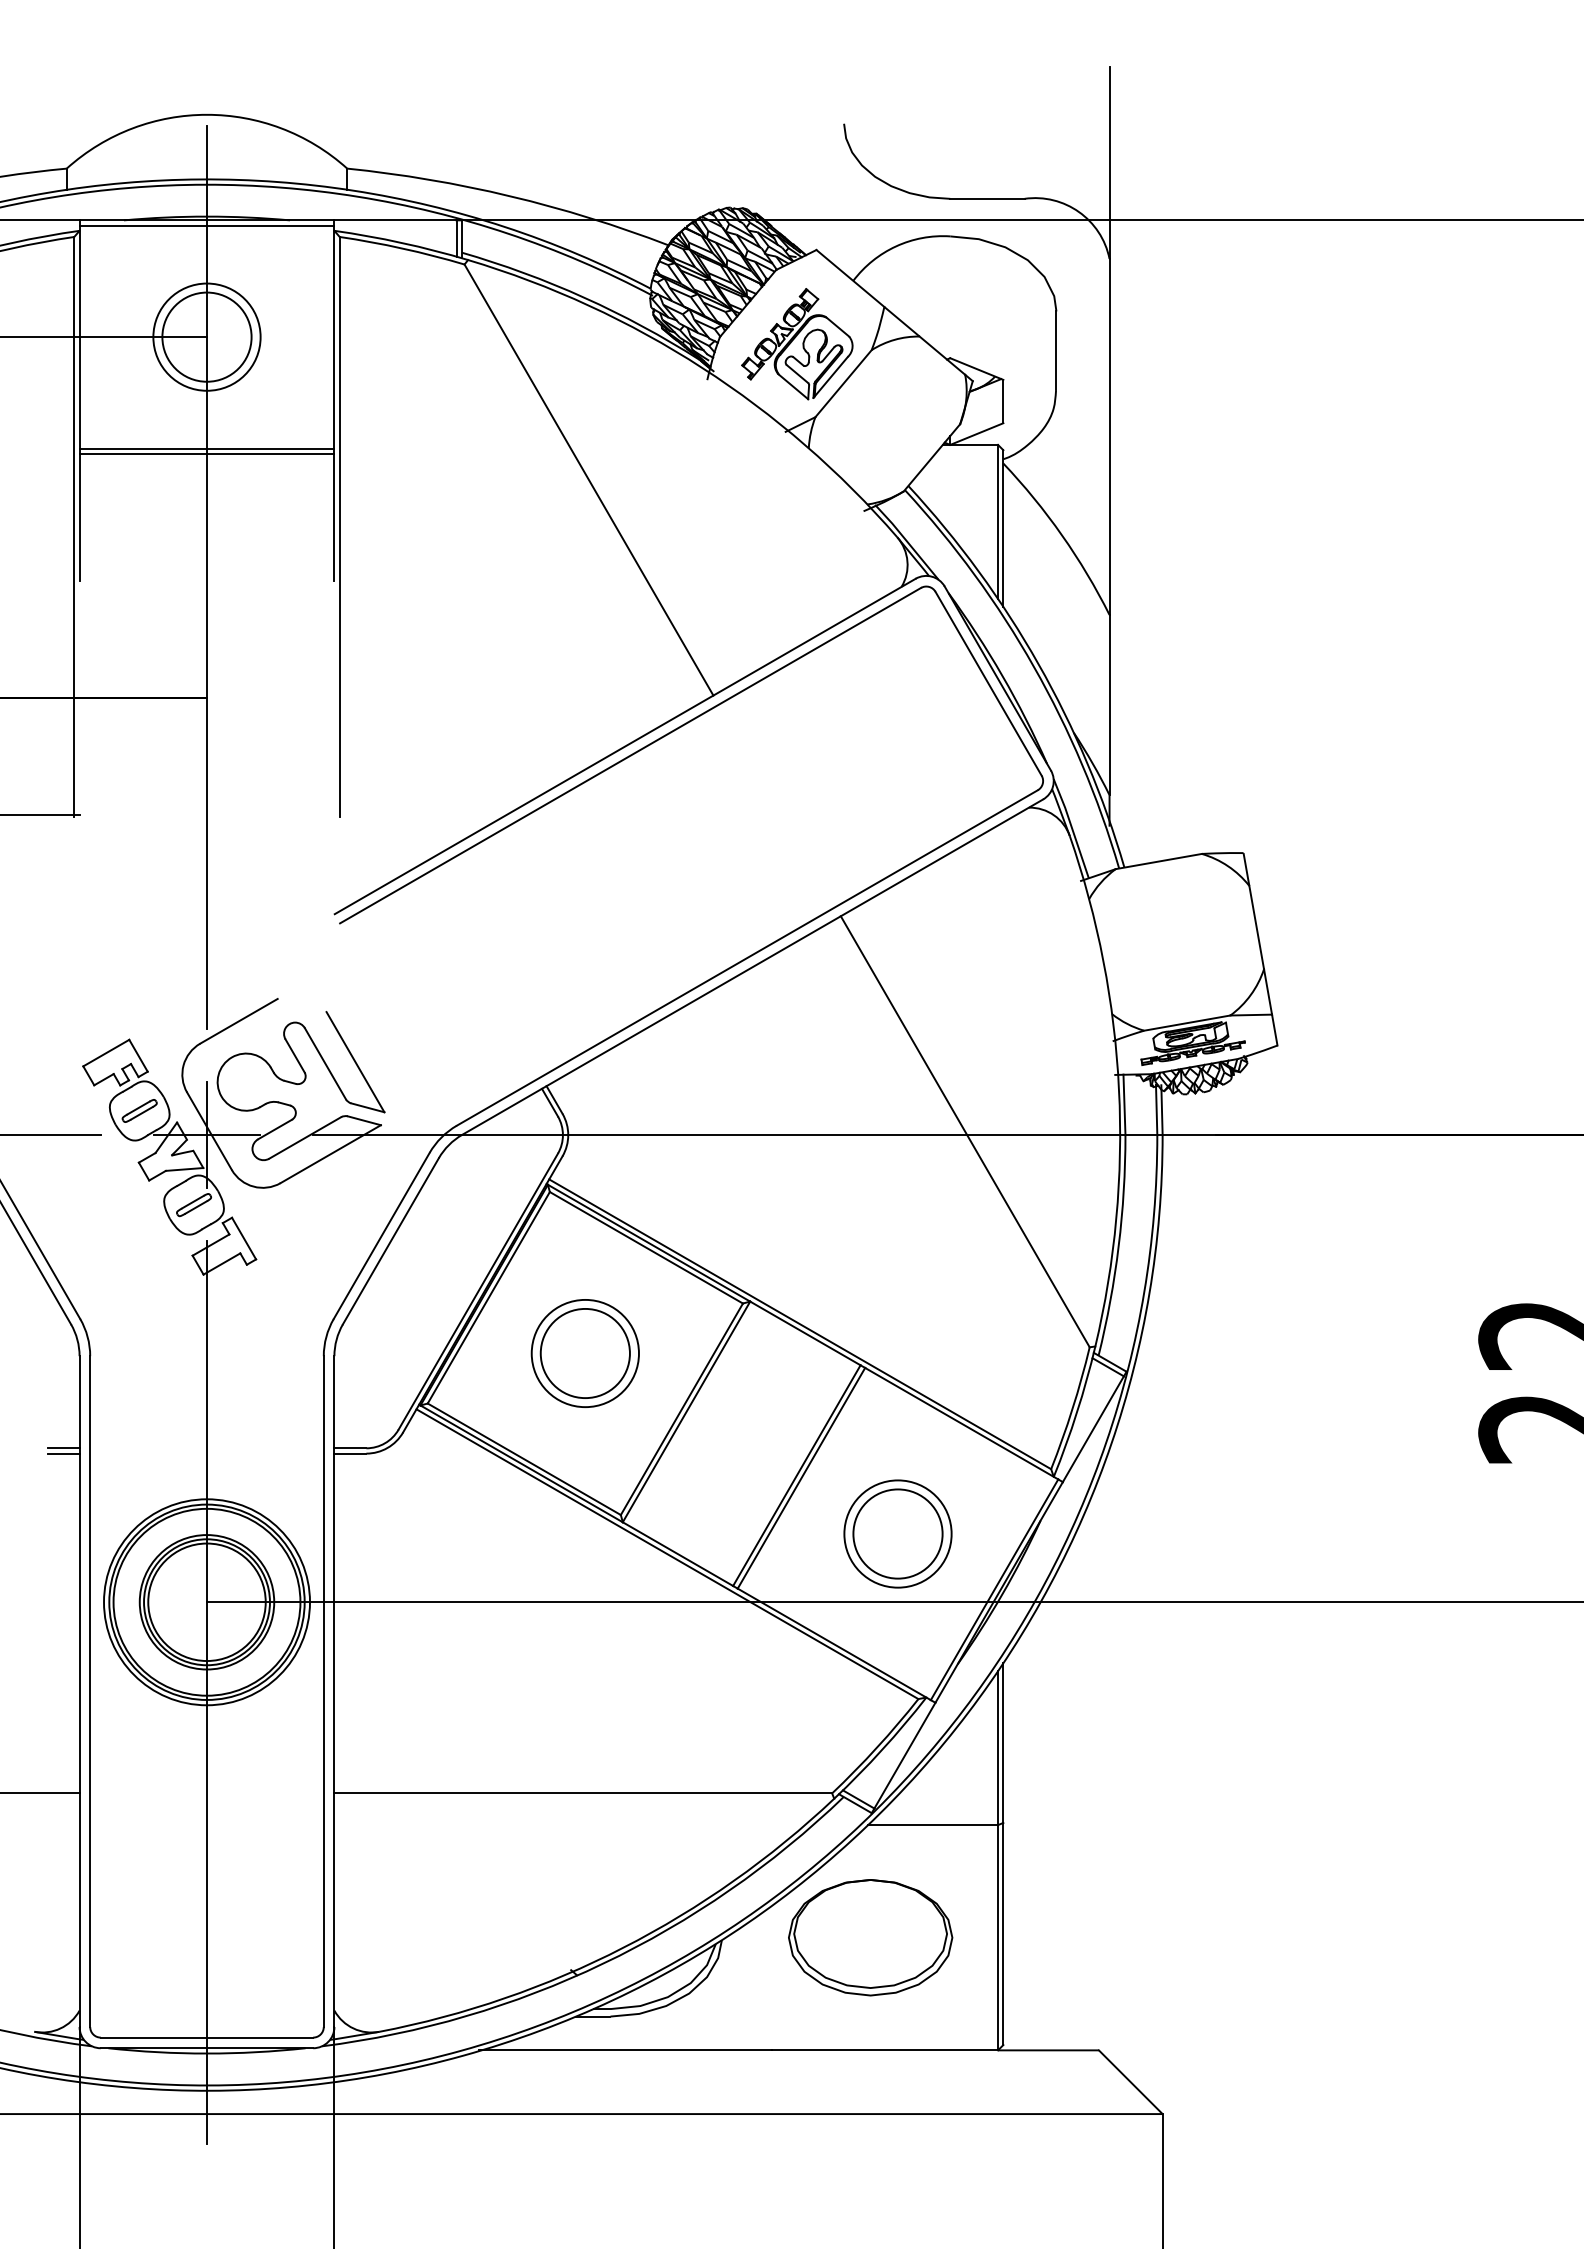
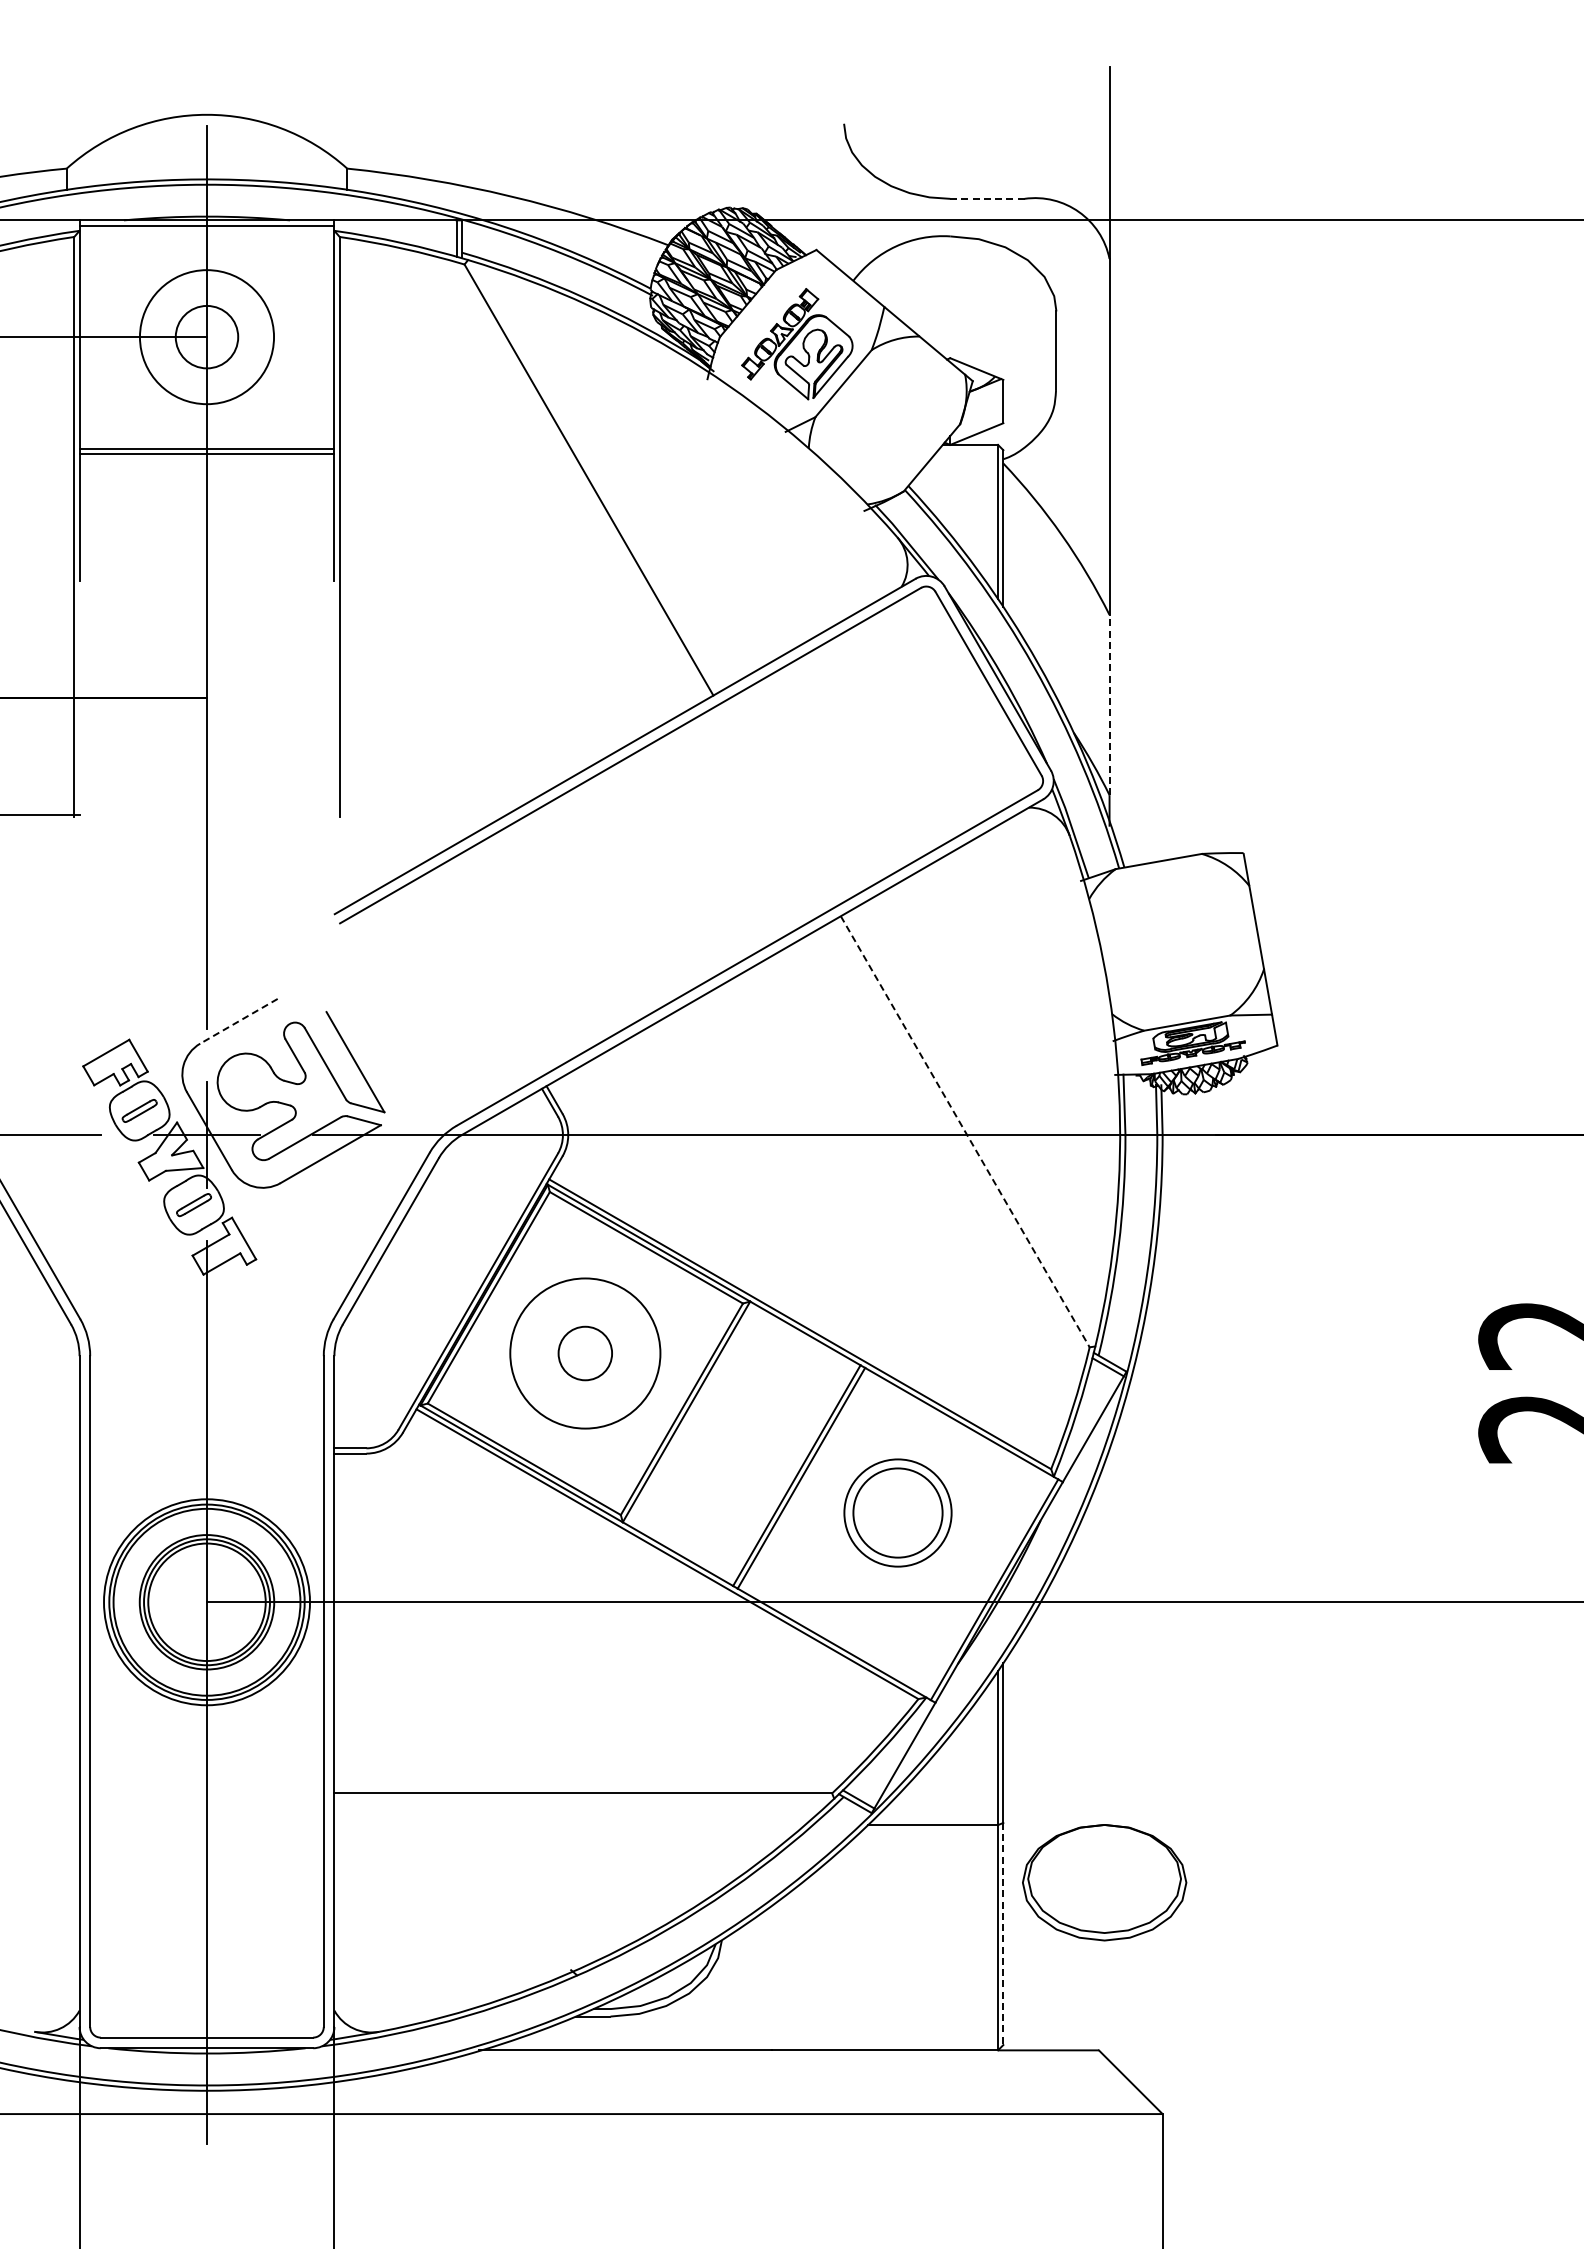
line: solid -> dashed (986, 198)
circle diameter: 107 px -> 134 px (206, 337)
circle diameter: 89 px -> 62 px (206, 336)
line: solid -> dashed (1109, 704)
line: solid -> dashed (238, 1021)
line: solid -> dashed (965, 1131)
circle diameter: 107 px -> 150 px (585, 1353)
circle diameter: 89 px -> 54 px (585, 1353)
line: present -> none (63, 1448)
line: present -> none (63, 1453)
part position: (897, 1533) -> (897, 1512) (897, 1512)
line: present -> none (40, 1793)
line: solid -> dashed (1003, 1934)
part position: (870, 1937) -> (1104, 1882) (1104, 1882)
